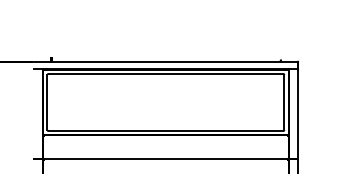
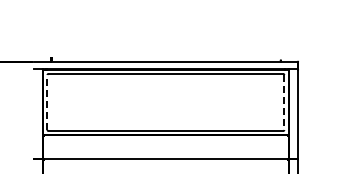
line: solid -> dashed (47, 102)
line: solid -> dashed (284, 103)
